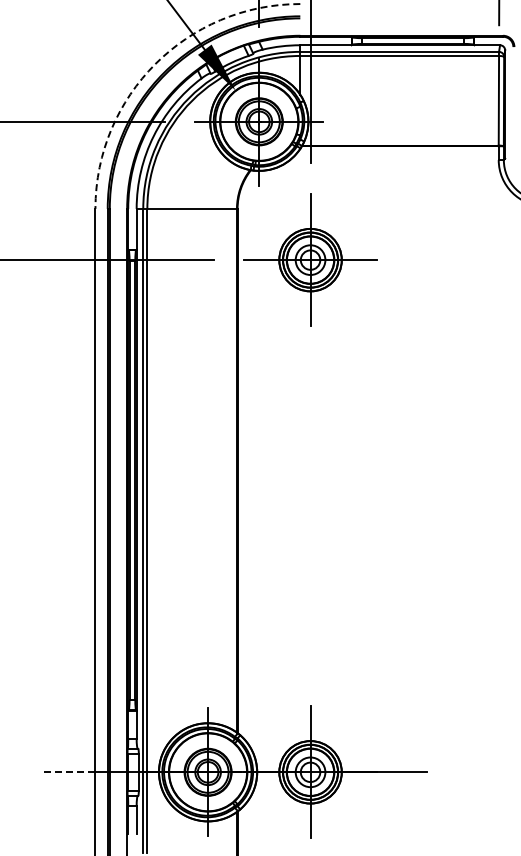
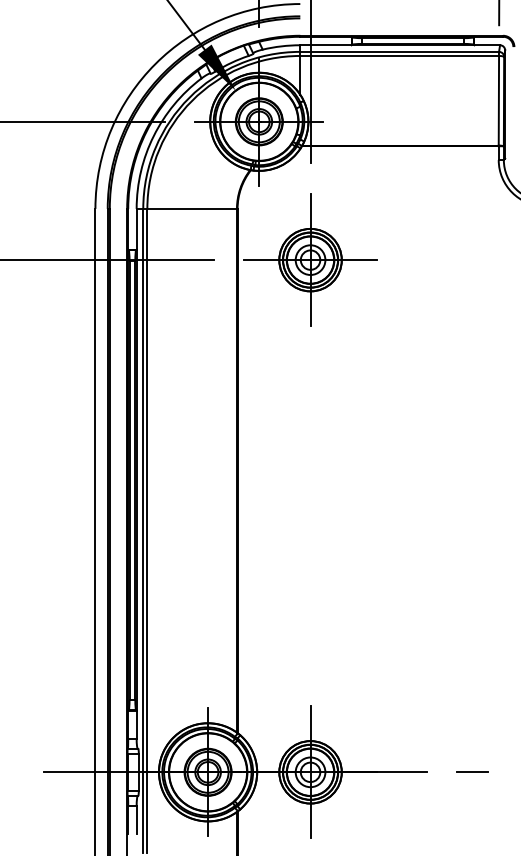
arc: dashed -> solid (155, 64)
line: none -> present (472, 771)
line: dashed -> solid (69, 772)
